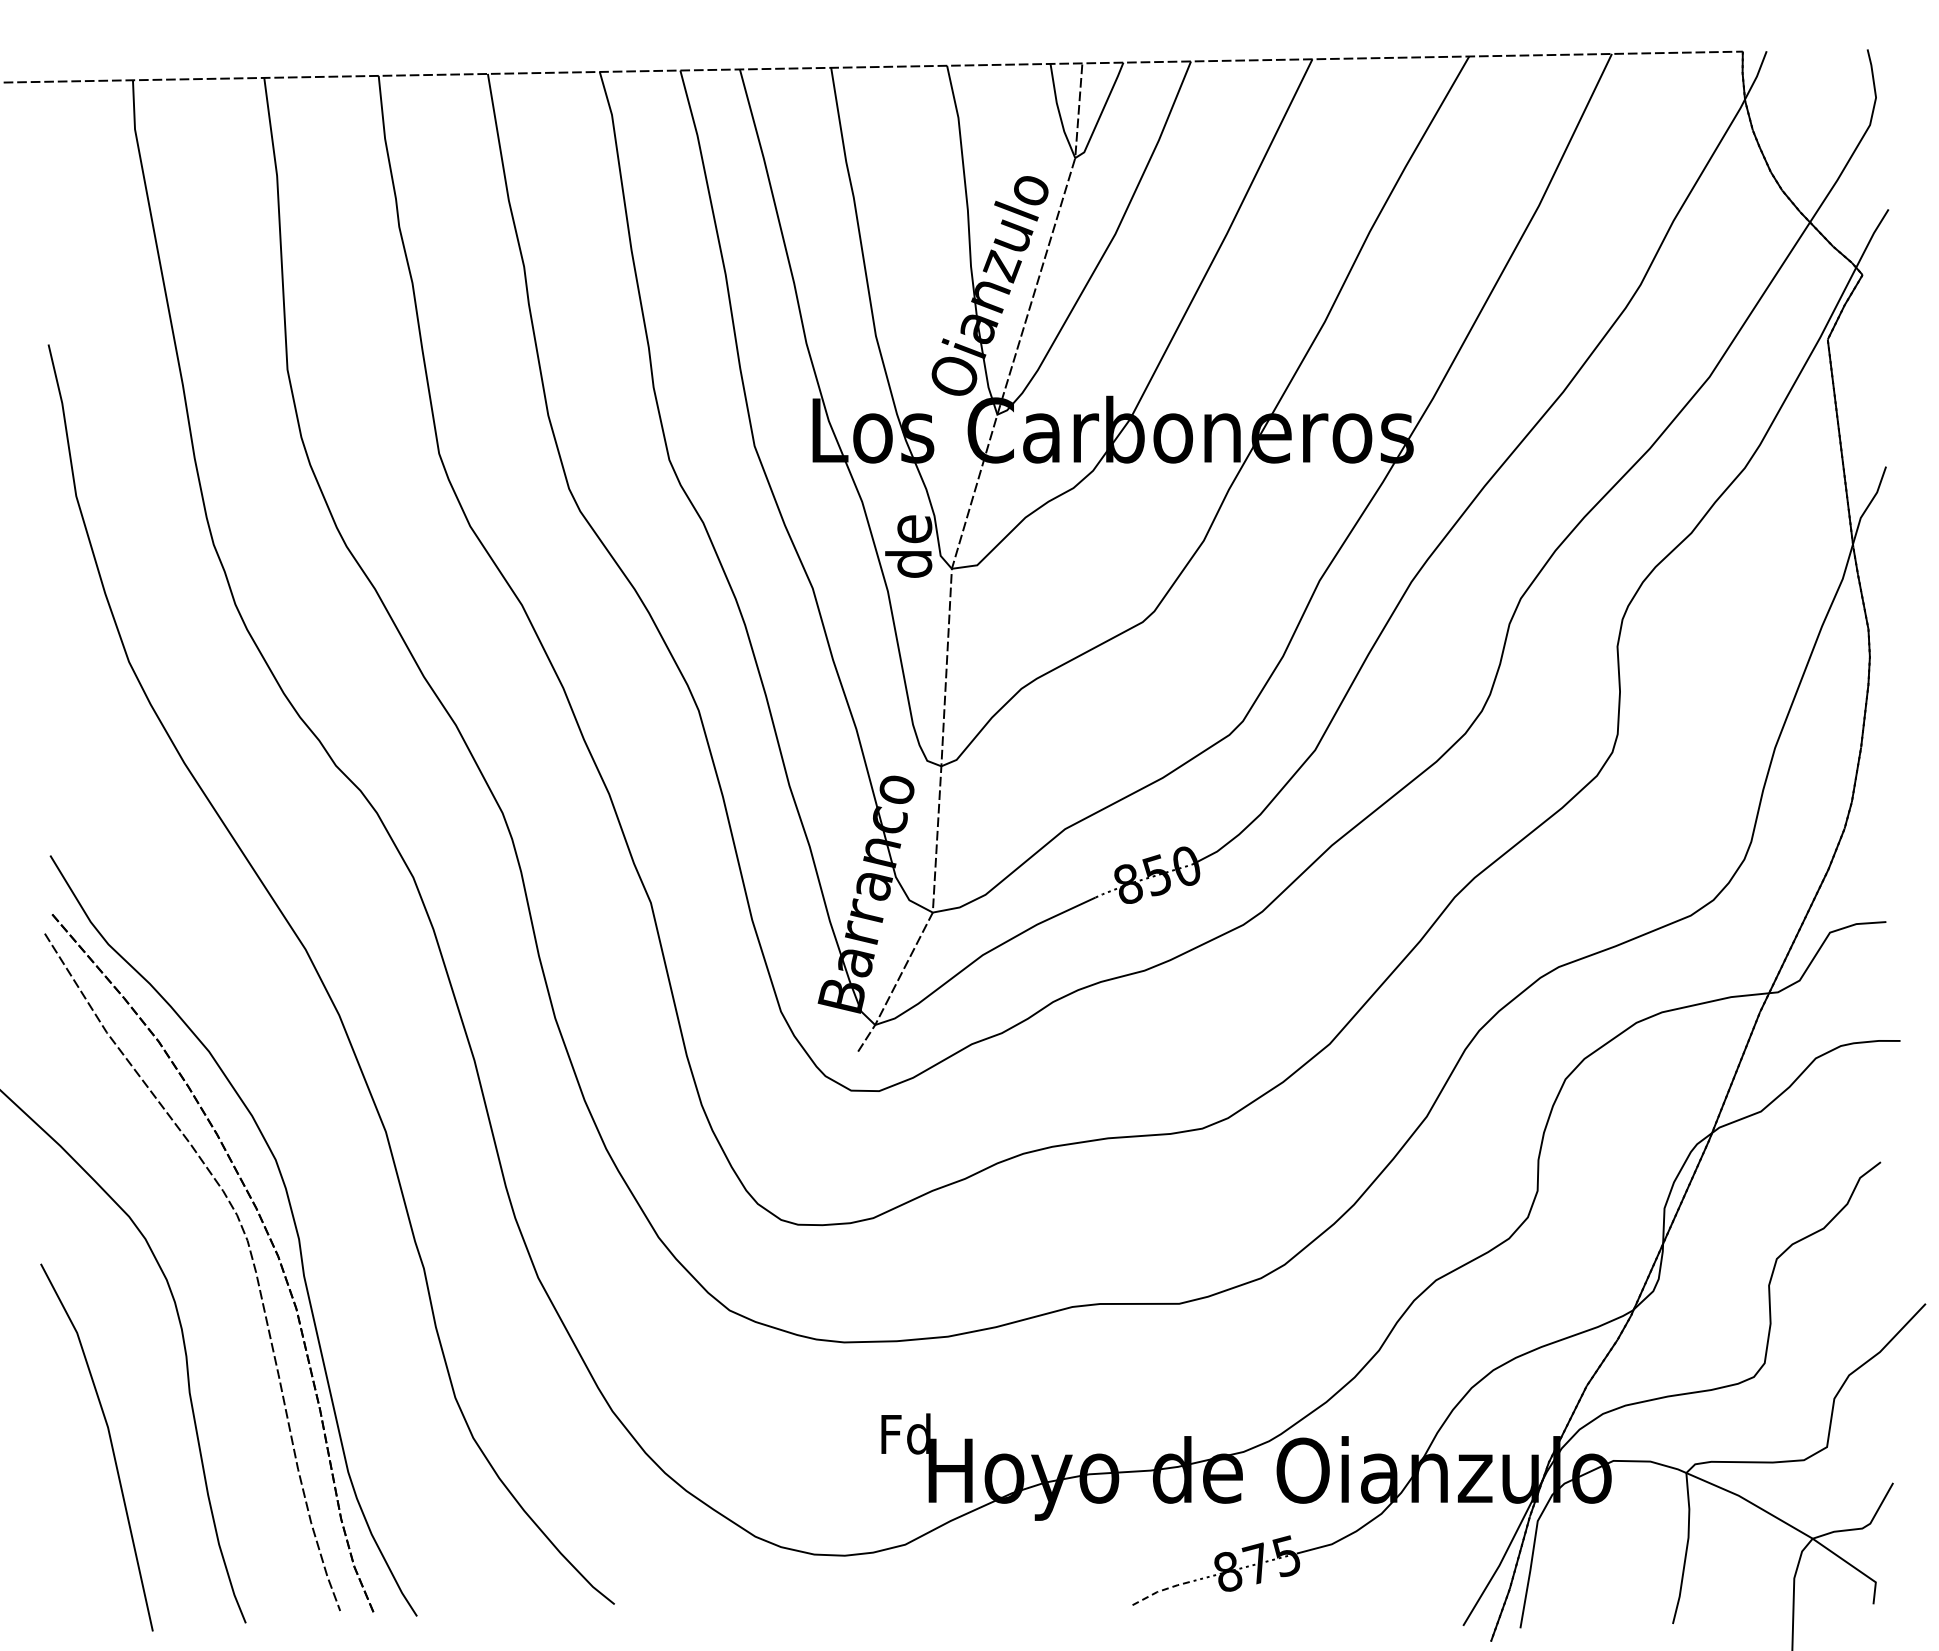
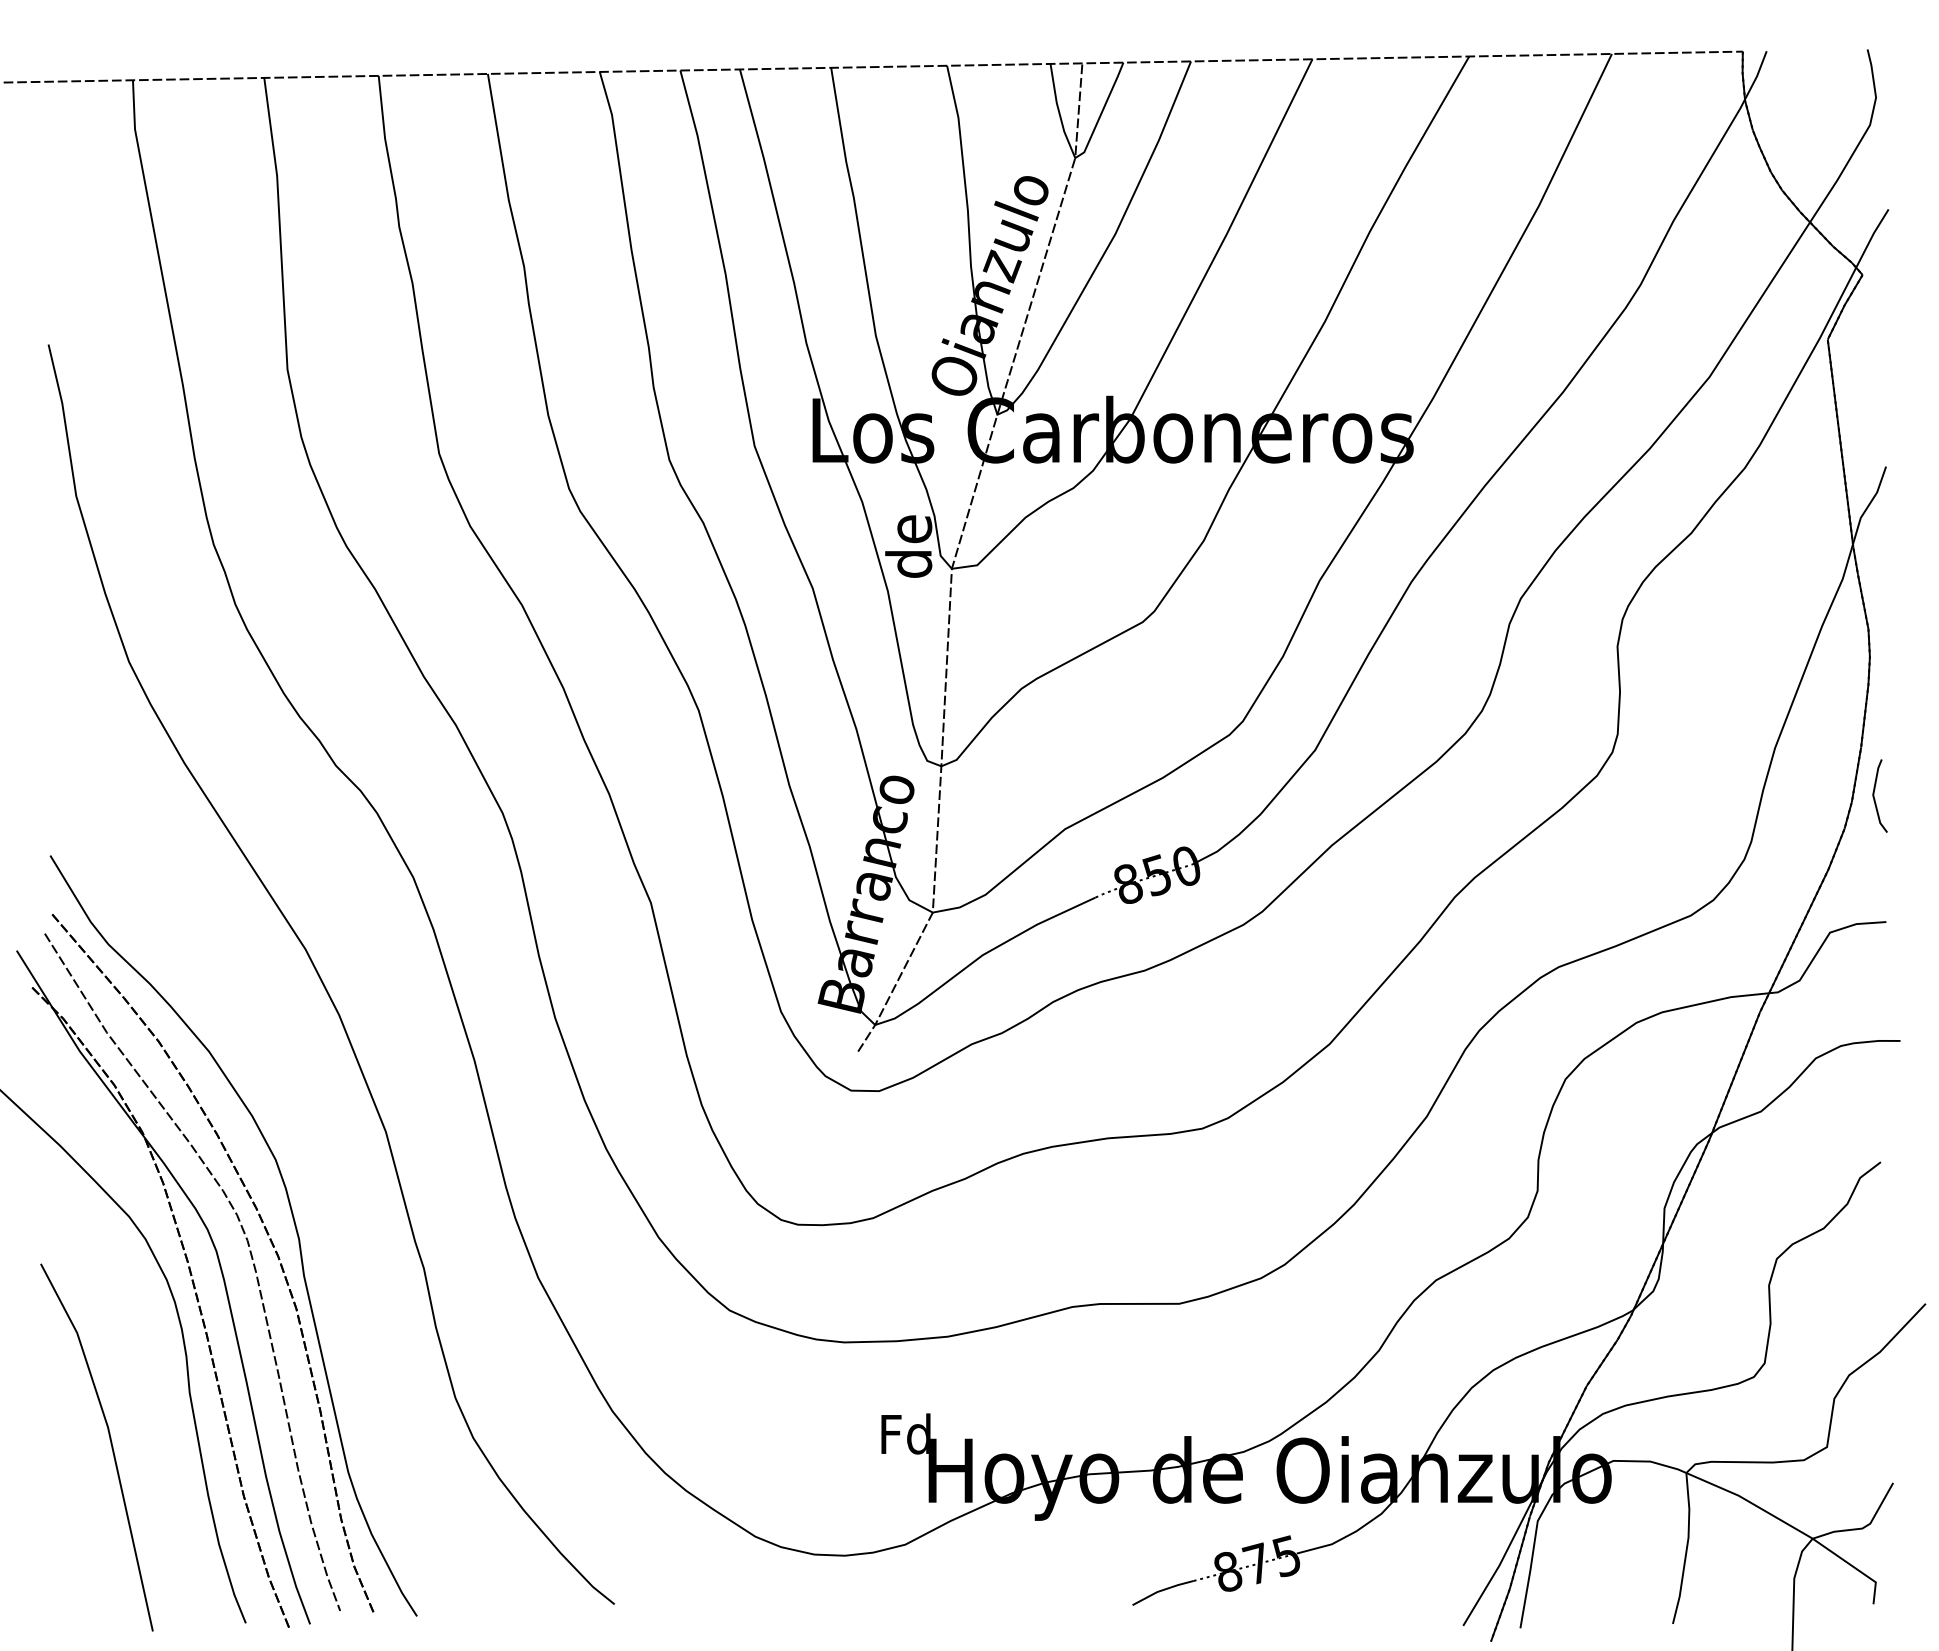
line: none -> present (1874, 795)
part: none -> present (191, 1281)
line: dashed -> solid (1162, 1590)
